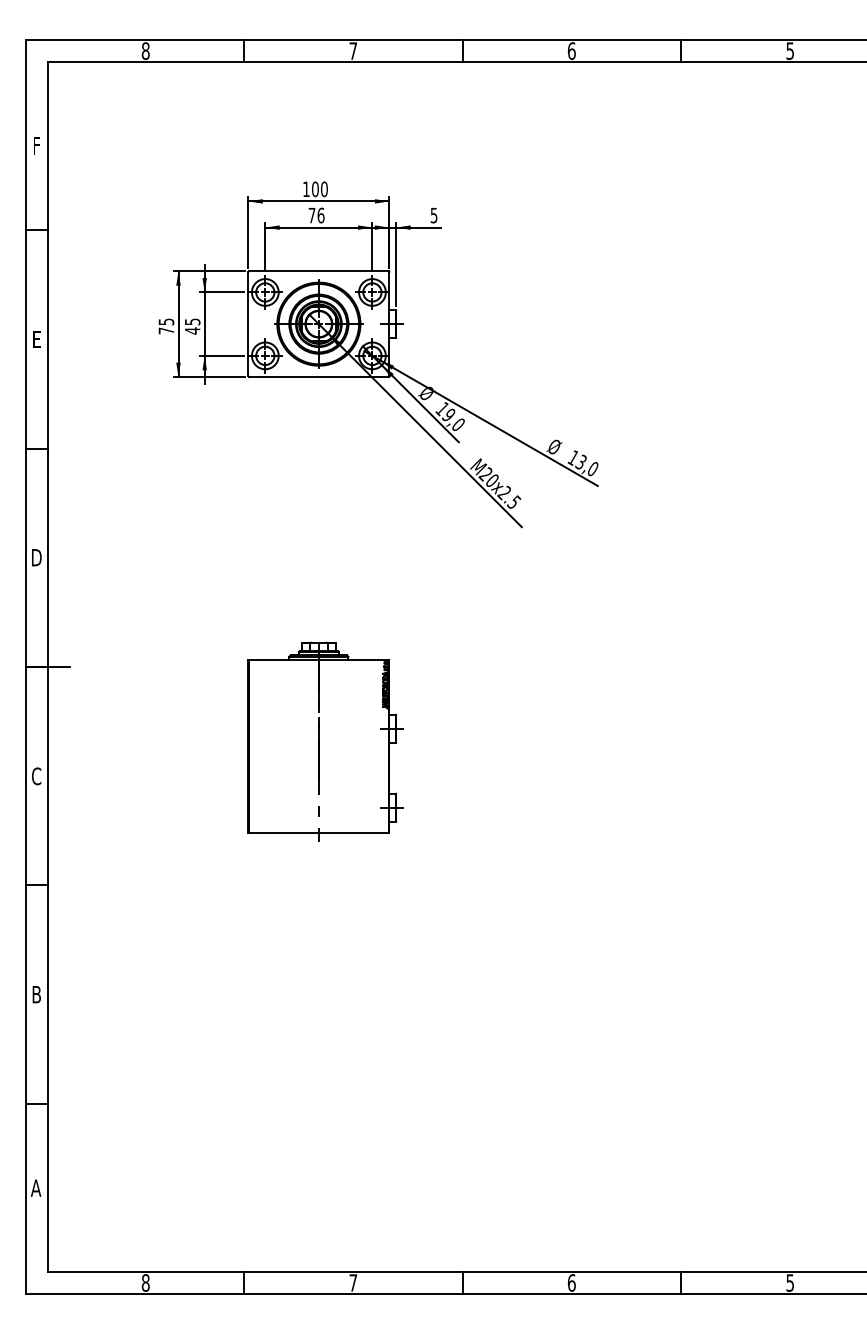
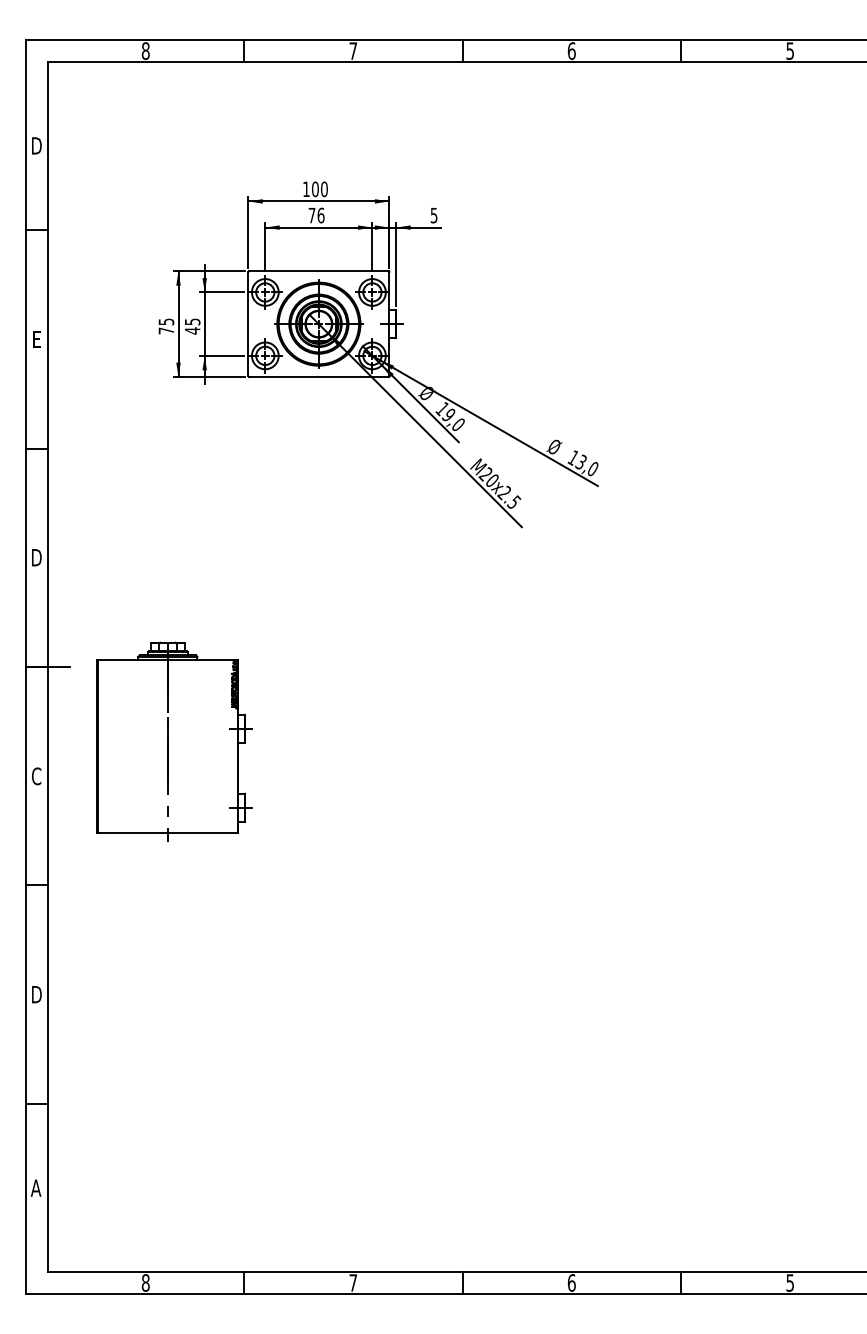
text: F -> D (36, 145)
part position: (325, 741) -> (174, 741) (174, 741)
text: B -> D (36, 994)
